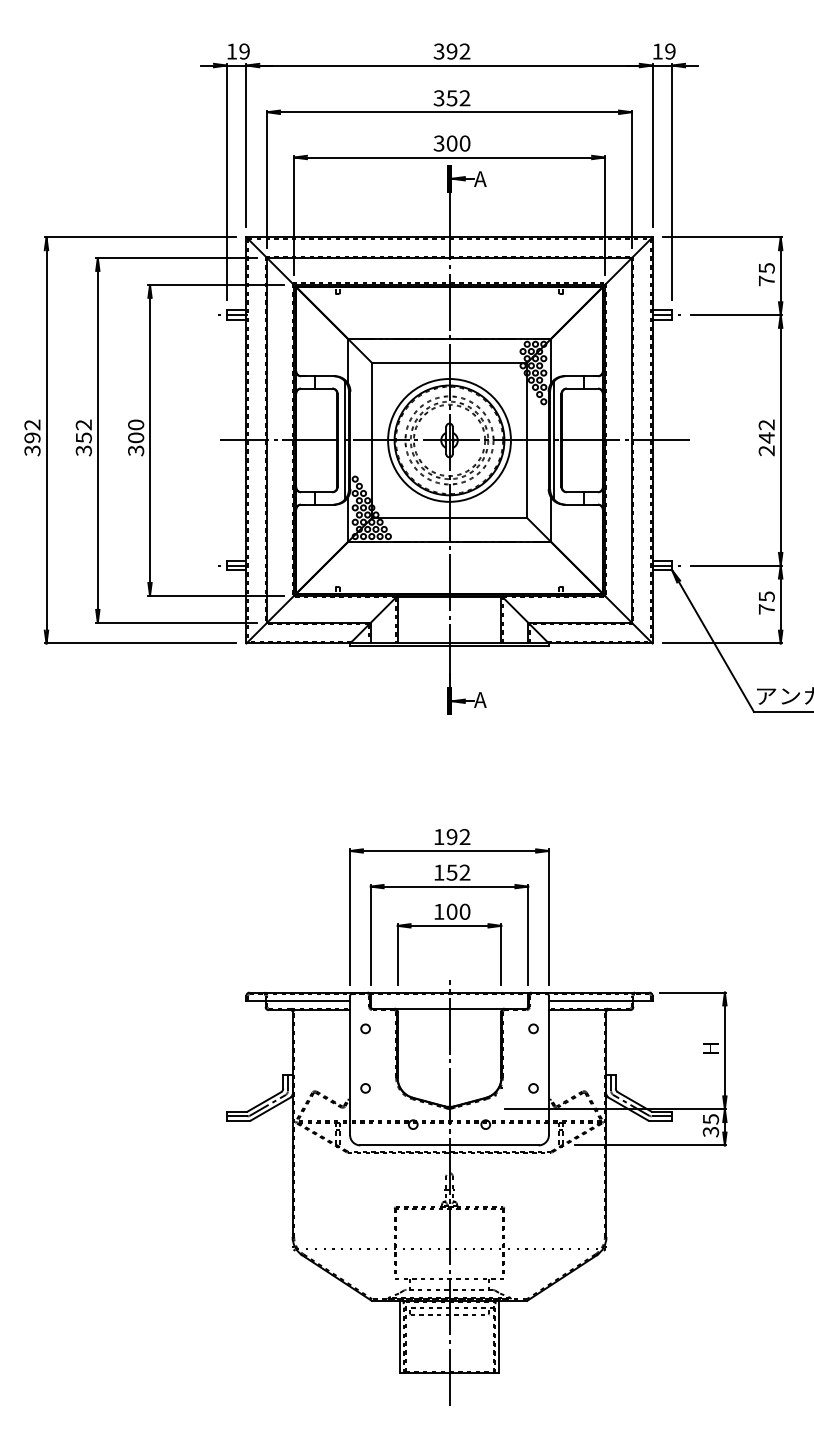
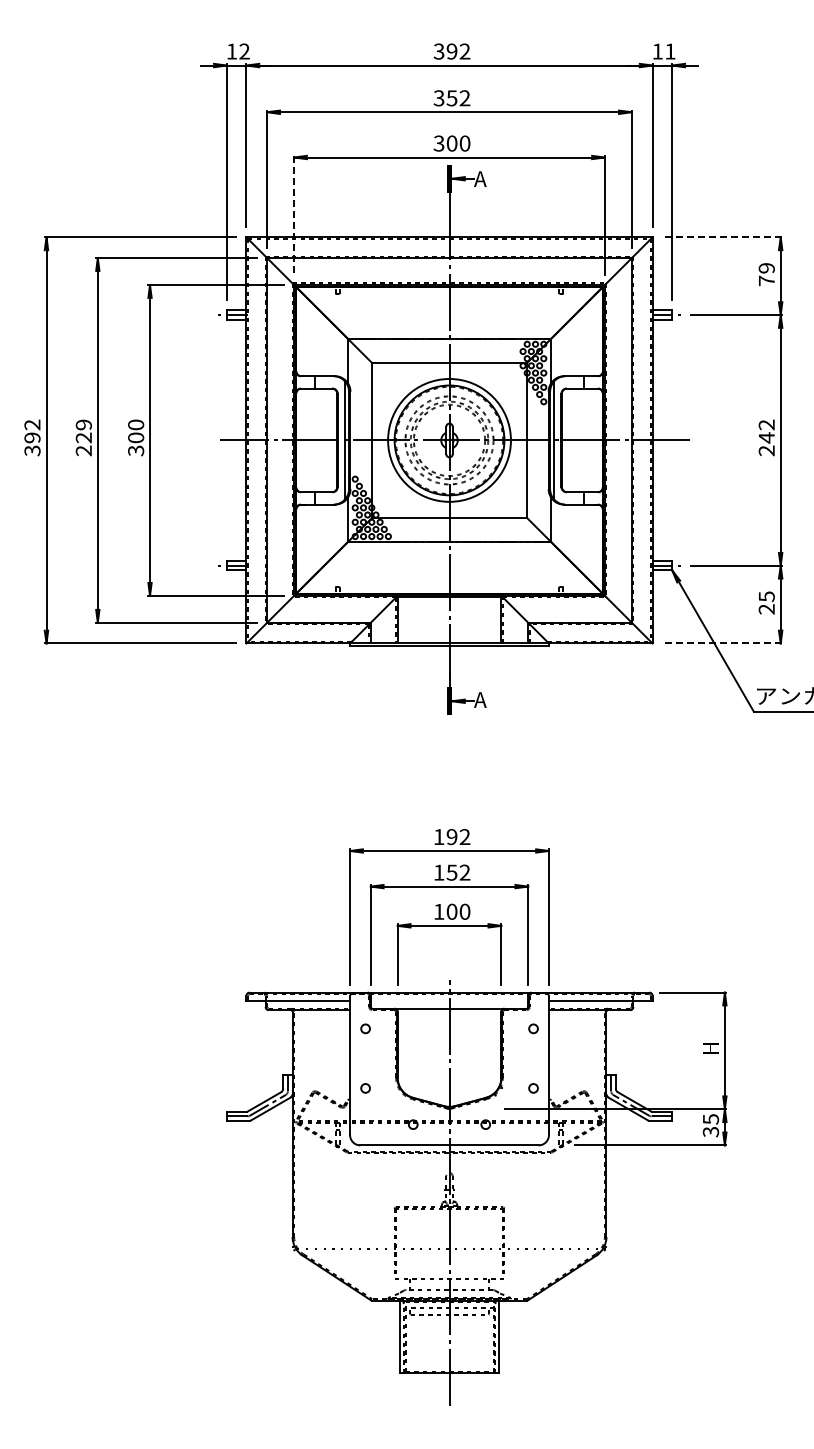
text: 19 -> 12 (244, 51)
text: 19 -> 11 (670, 51)
line: solid -> dashed (294, 215)
line: solid -> dashed (722, 237)
text: 75 -> 79 (766, 268)
text: 352 -> 229 (83, 437)
text: 75 -> 25 (766, 609)
line: solid -> dashed (722, 643)
